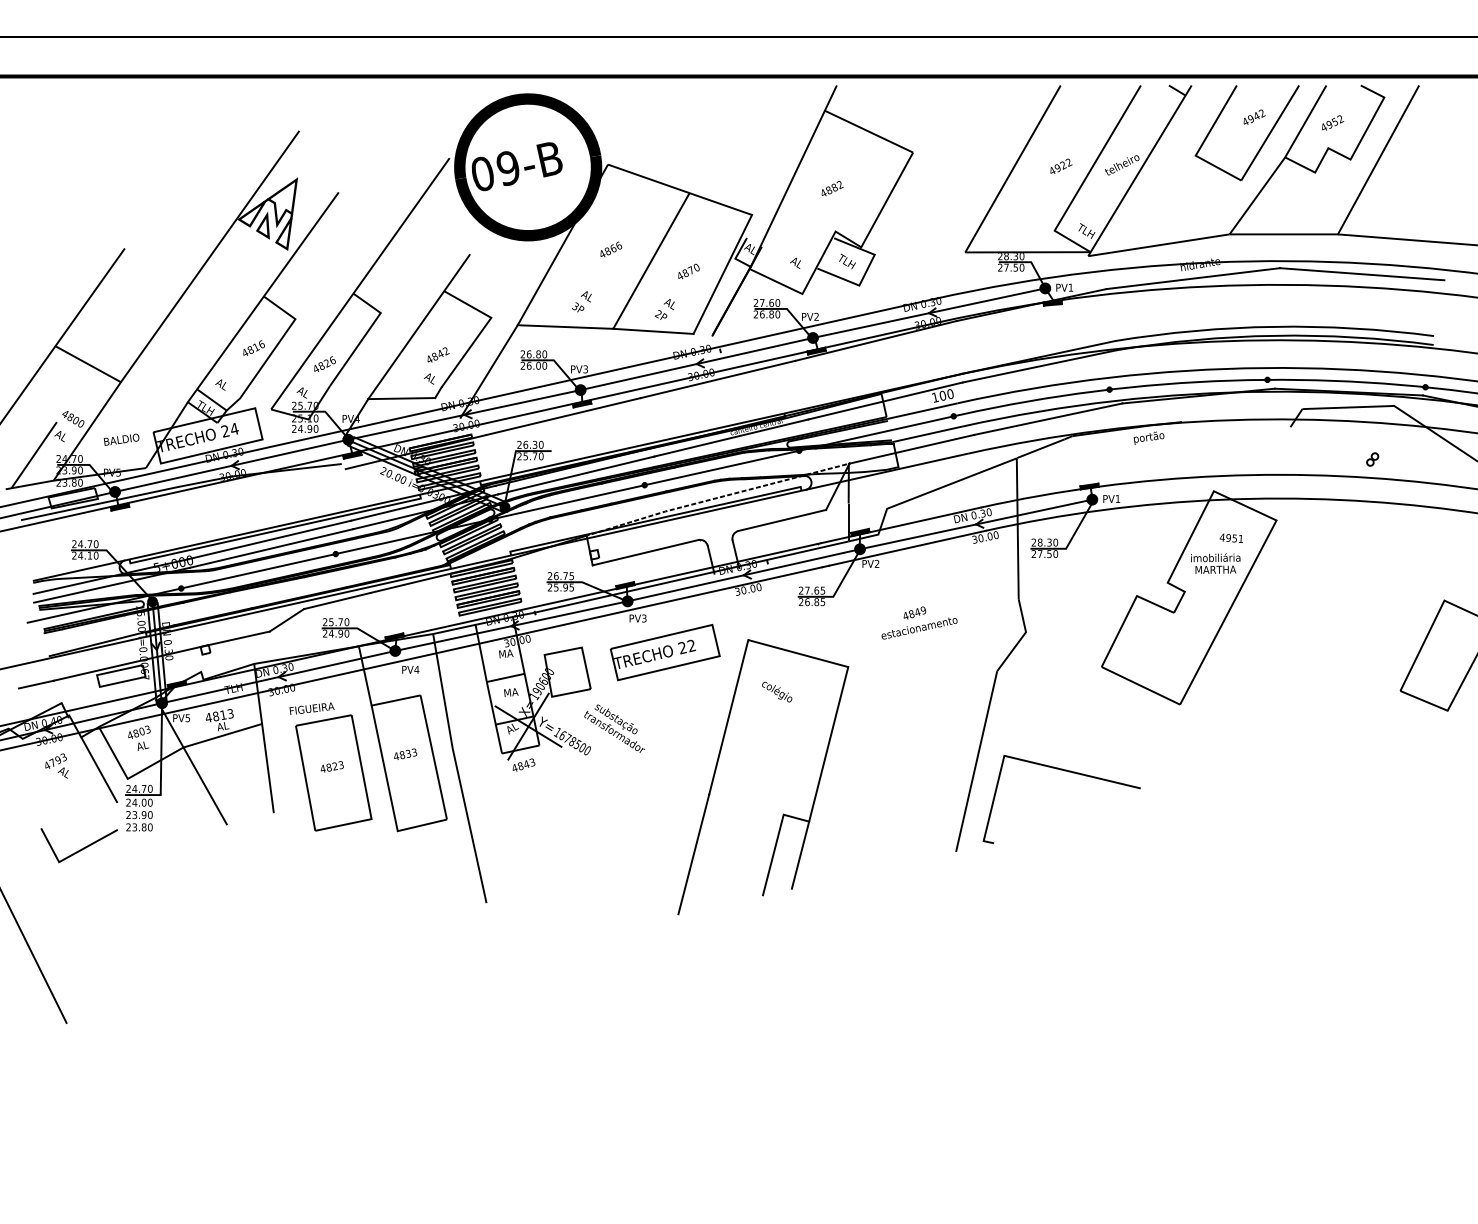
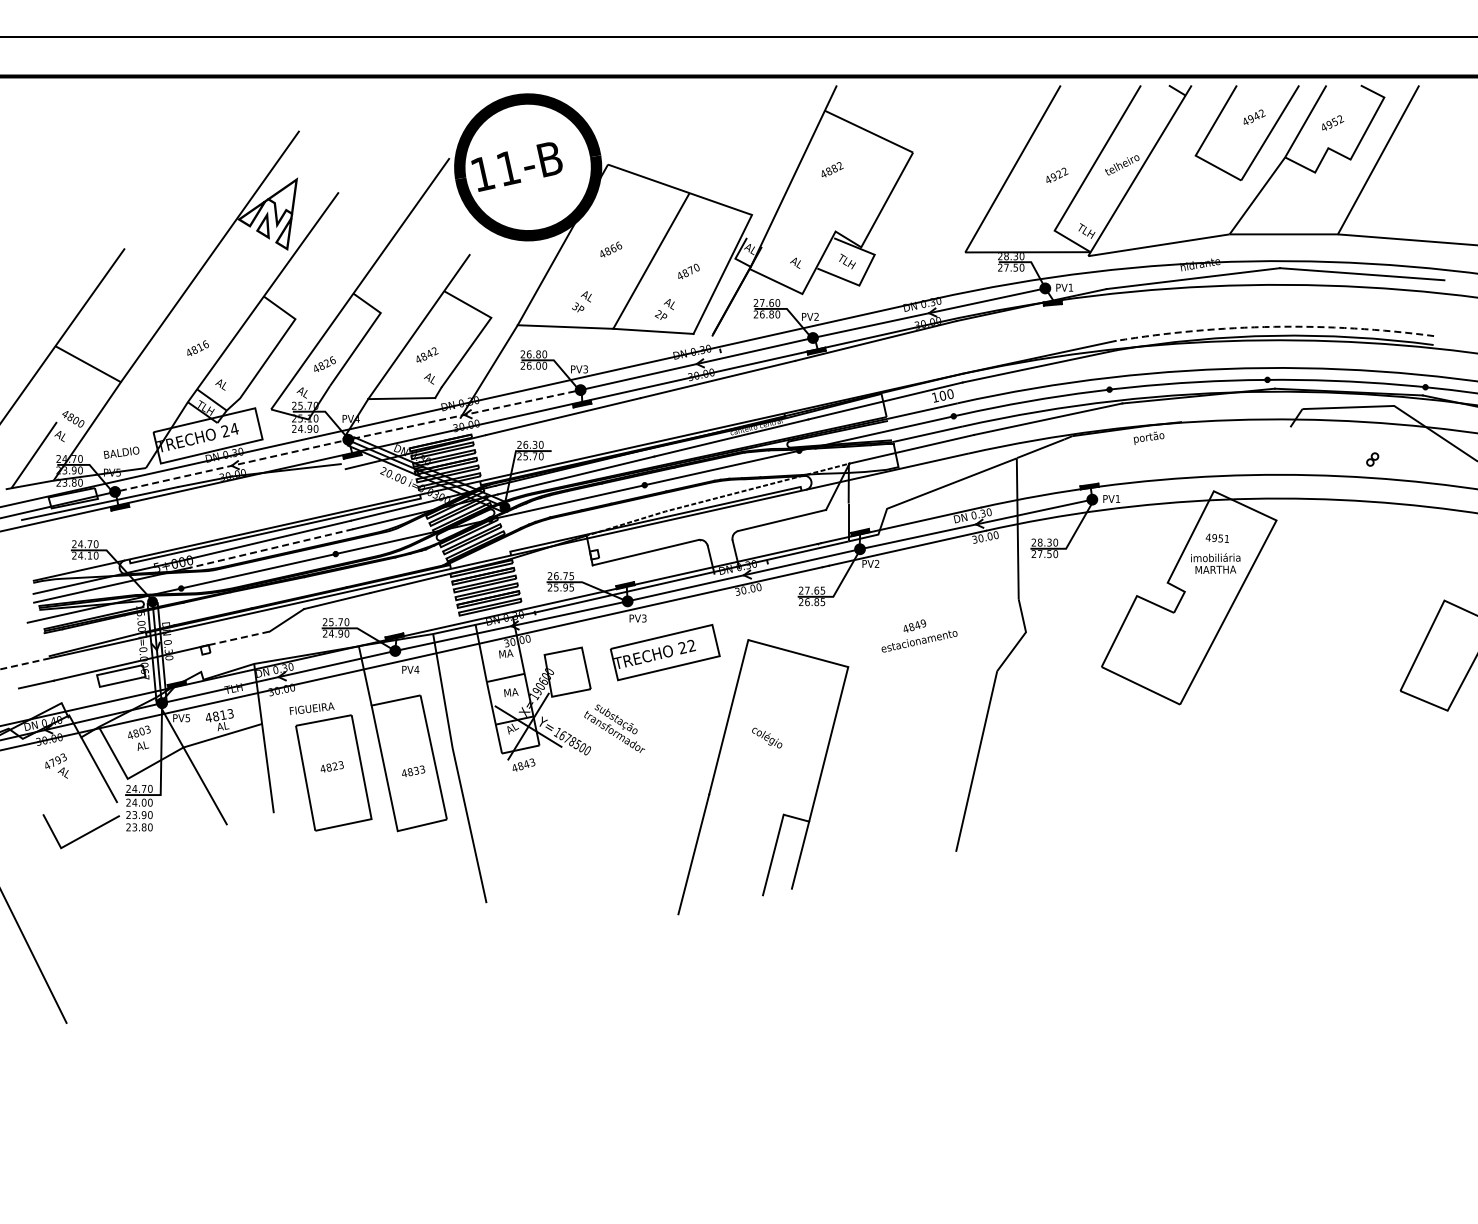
text position: (1061, 165) -> (1057, 174) (1057, 174)
text: 09-B -> 11-B (496, 171)
text position: (832, 188) -> (832, 169) (832, 169)
arc: solid -> dashed (1274, 326)
text position: (253, 347) -> (197, 347) (197, 347)
text position: (438, 354) -> (427, 354) (427, 354)
line: solid -> dashed (464, 414)
text position: (121, 439) -> (121, 452) (121, 452)
line: solid -> dashed (231, 465)
text position: (1230, 537) -> (1216, 537) (1216, 537)
line: solid -> dashed (271, 548)
text position: (919, 622) -> (919, 635) (919, 635)
line: solid -> dashed (239, 638)
line: solid -> dashed (24, 663)
text position: (777, 691) -> (767, 737) (767, 737)
text position: (405, 753) -> (413, 770) (413, 770)
line: present -> none (1068, 772)
line position: (79, 849) -> (81, 835) (81, 835)
